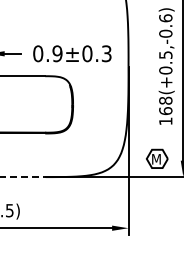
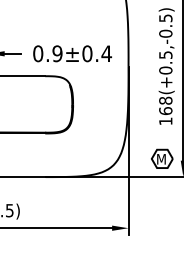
text: 168(+0.5,-0.6) -> 168(+0.5,-0.5) (165, 18)
text: 0.9±0.3 -> 0.9±0.4 (106, 53)
part position: (157, 158) -> (162, 158) (162, 158)
line: dashed -> solid (23, 177)
